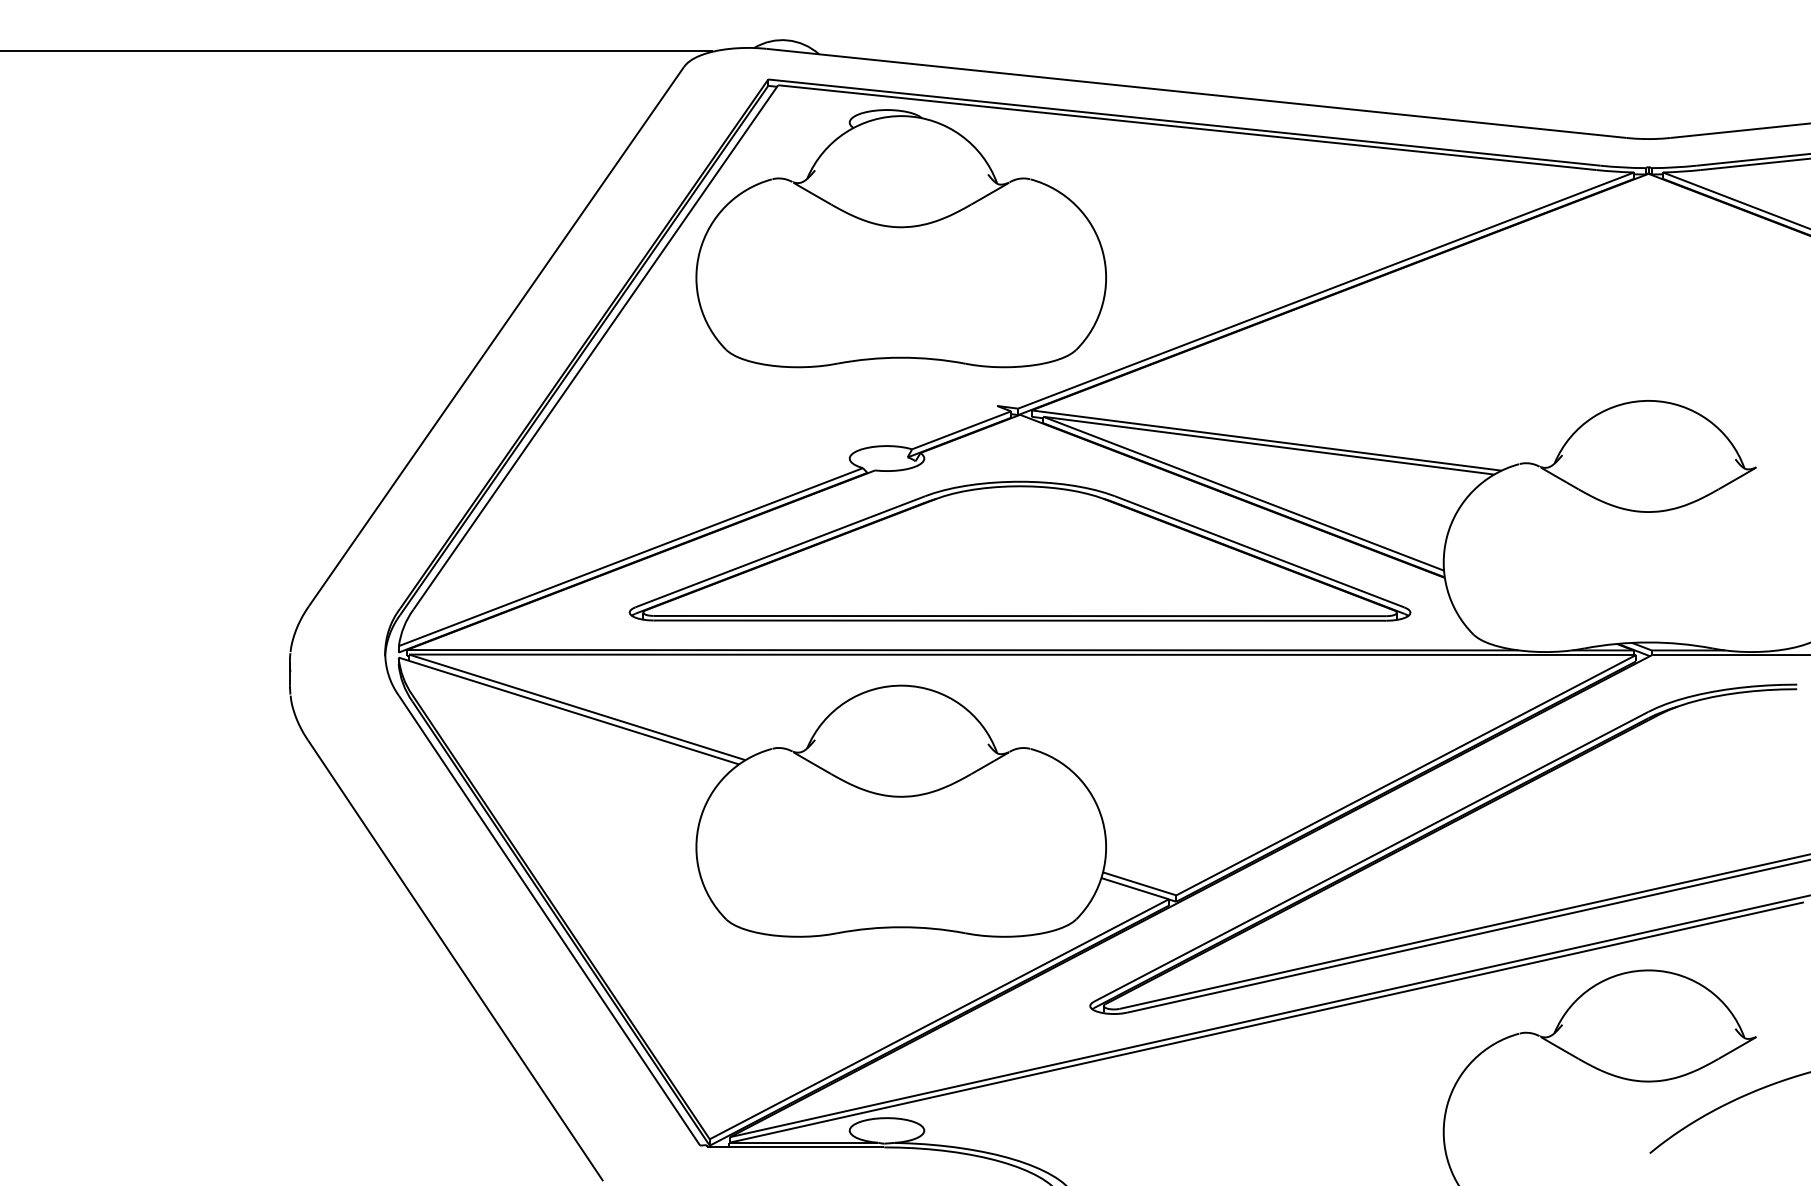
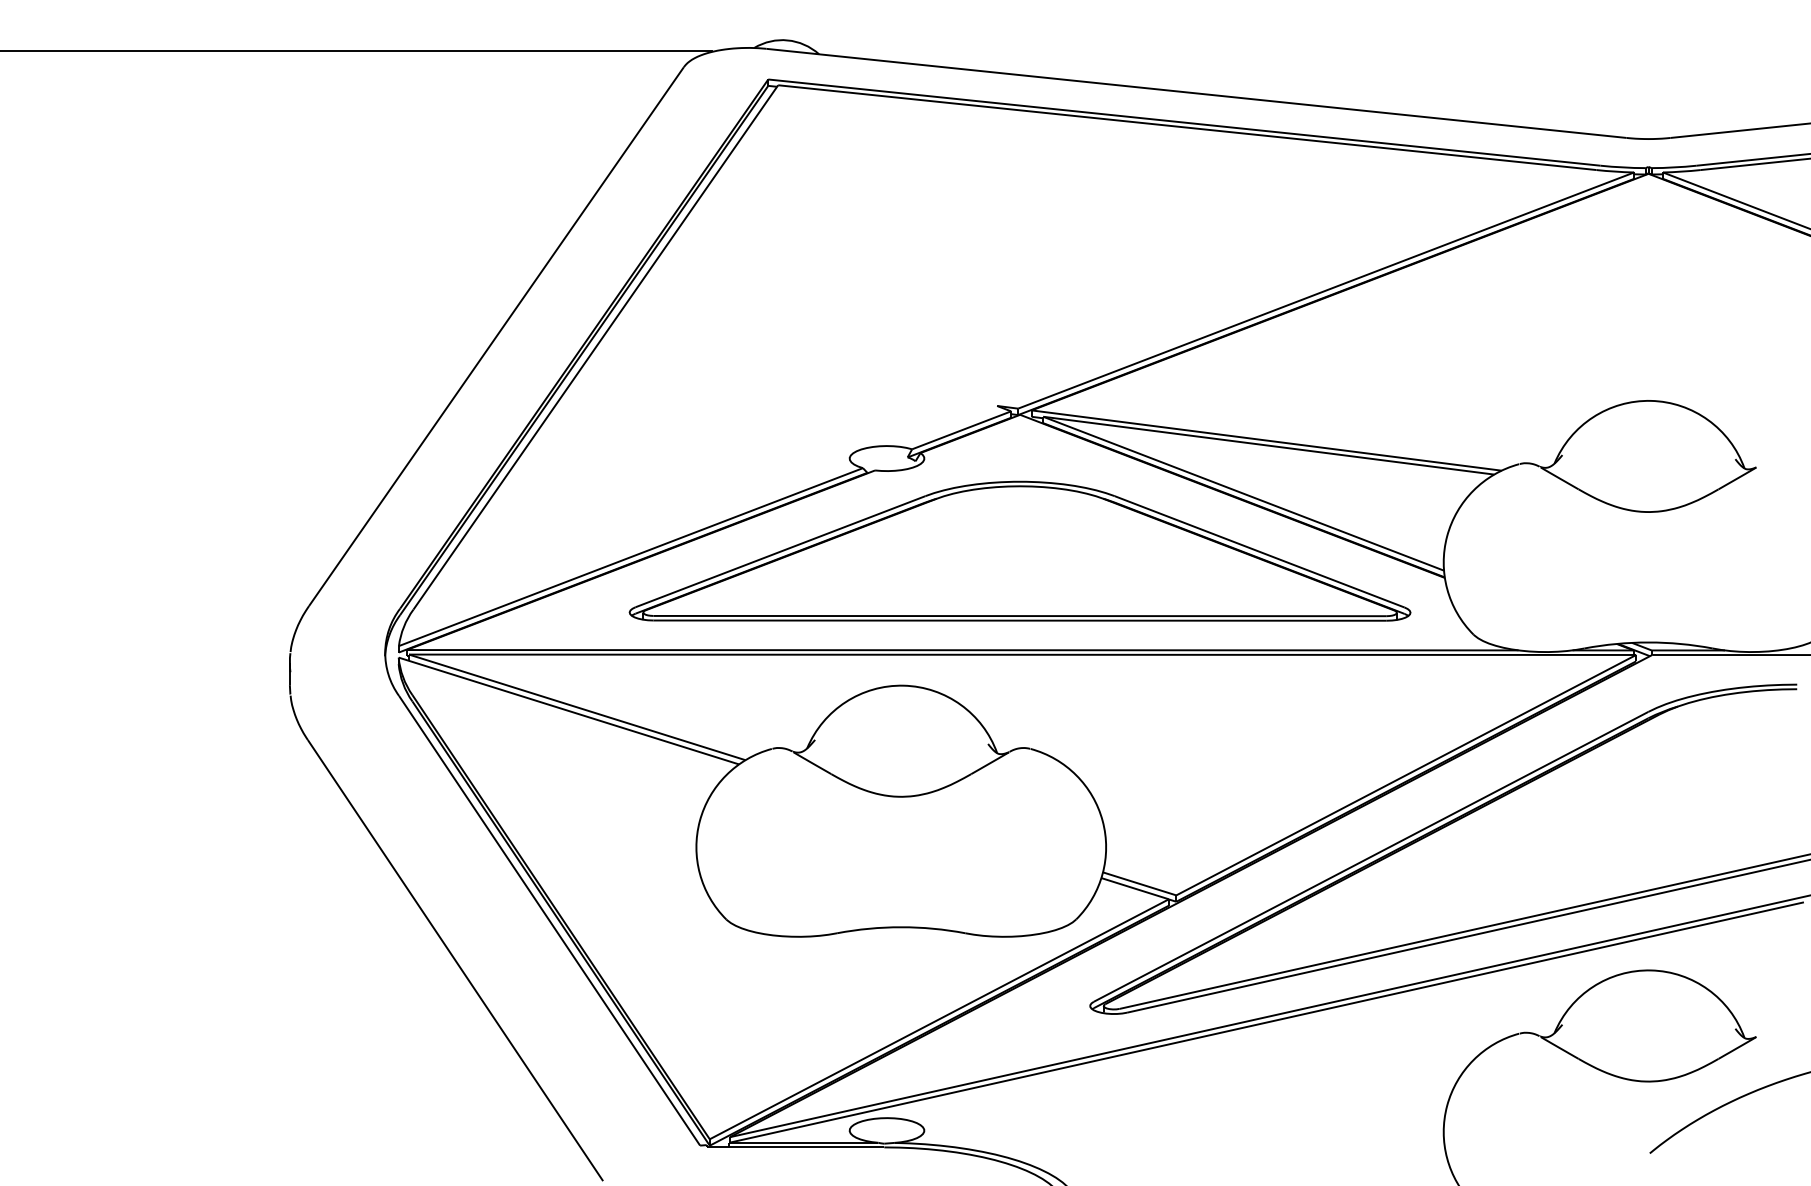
part: present -> none (900, 238)
